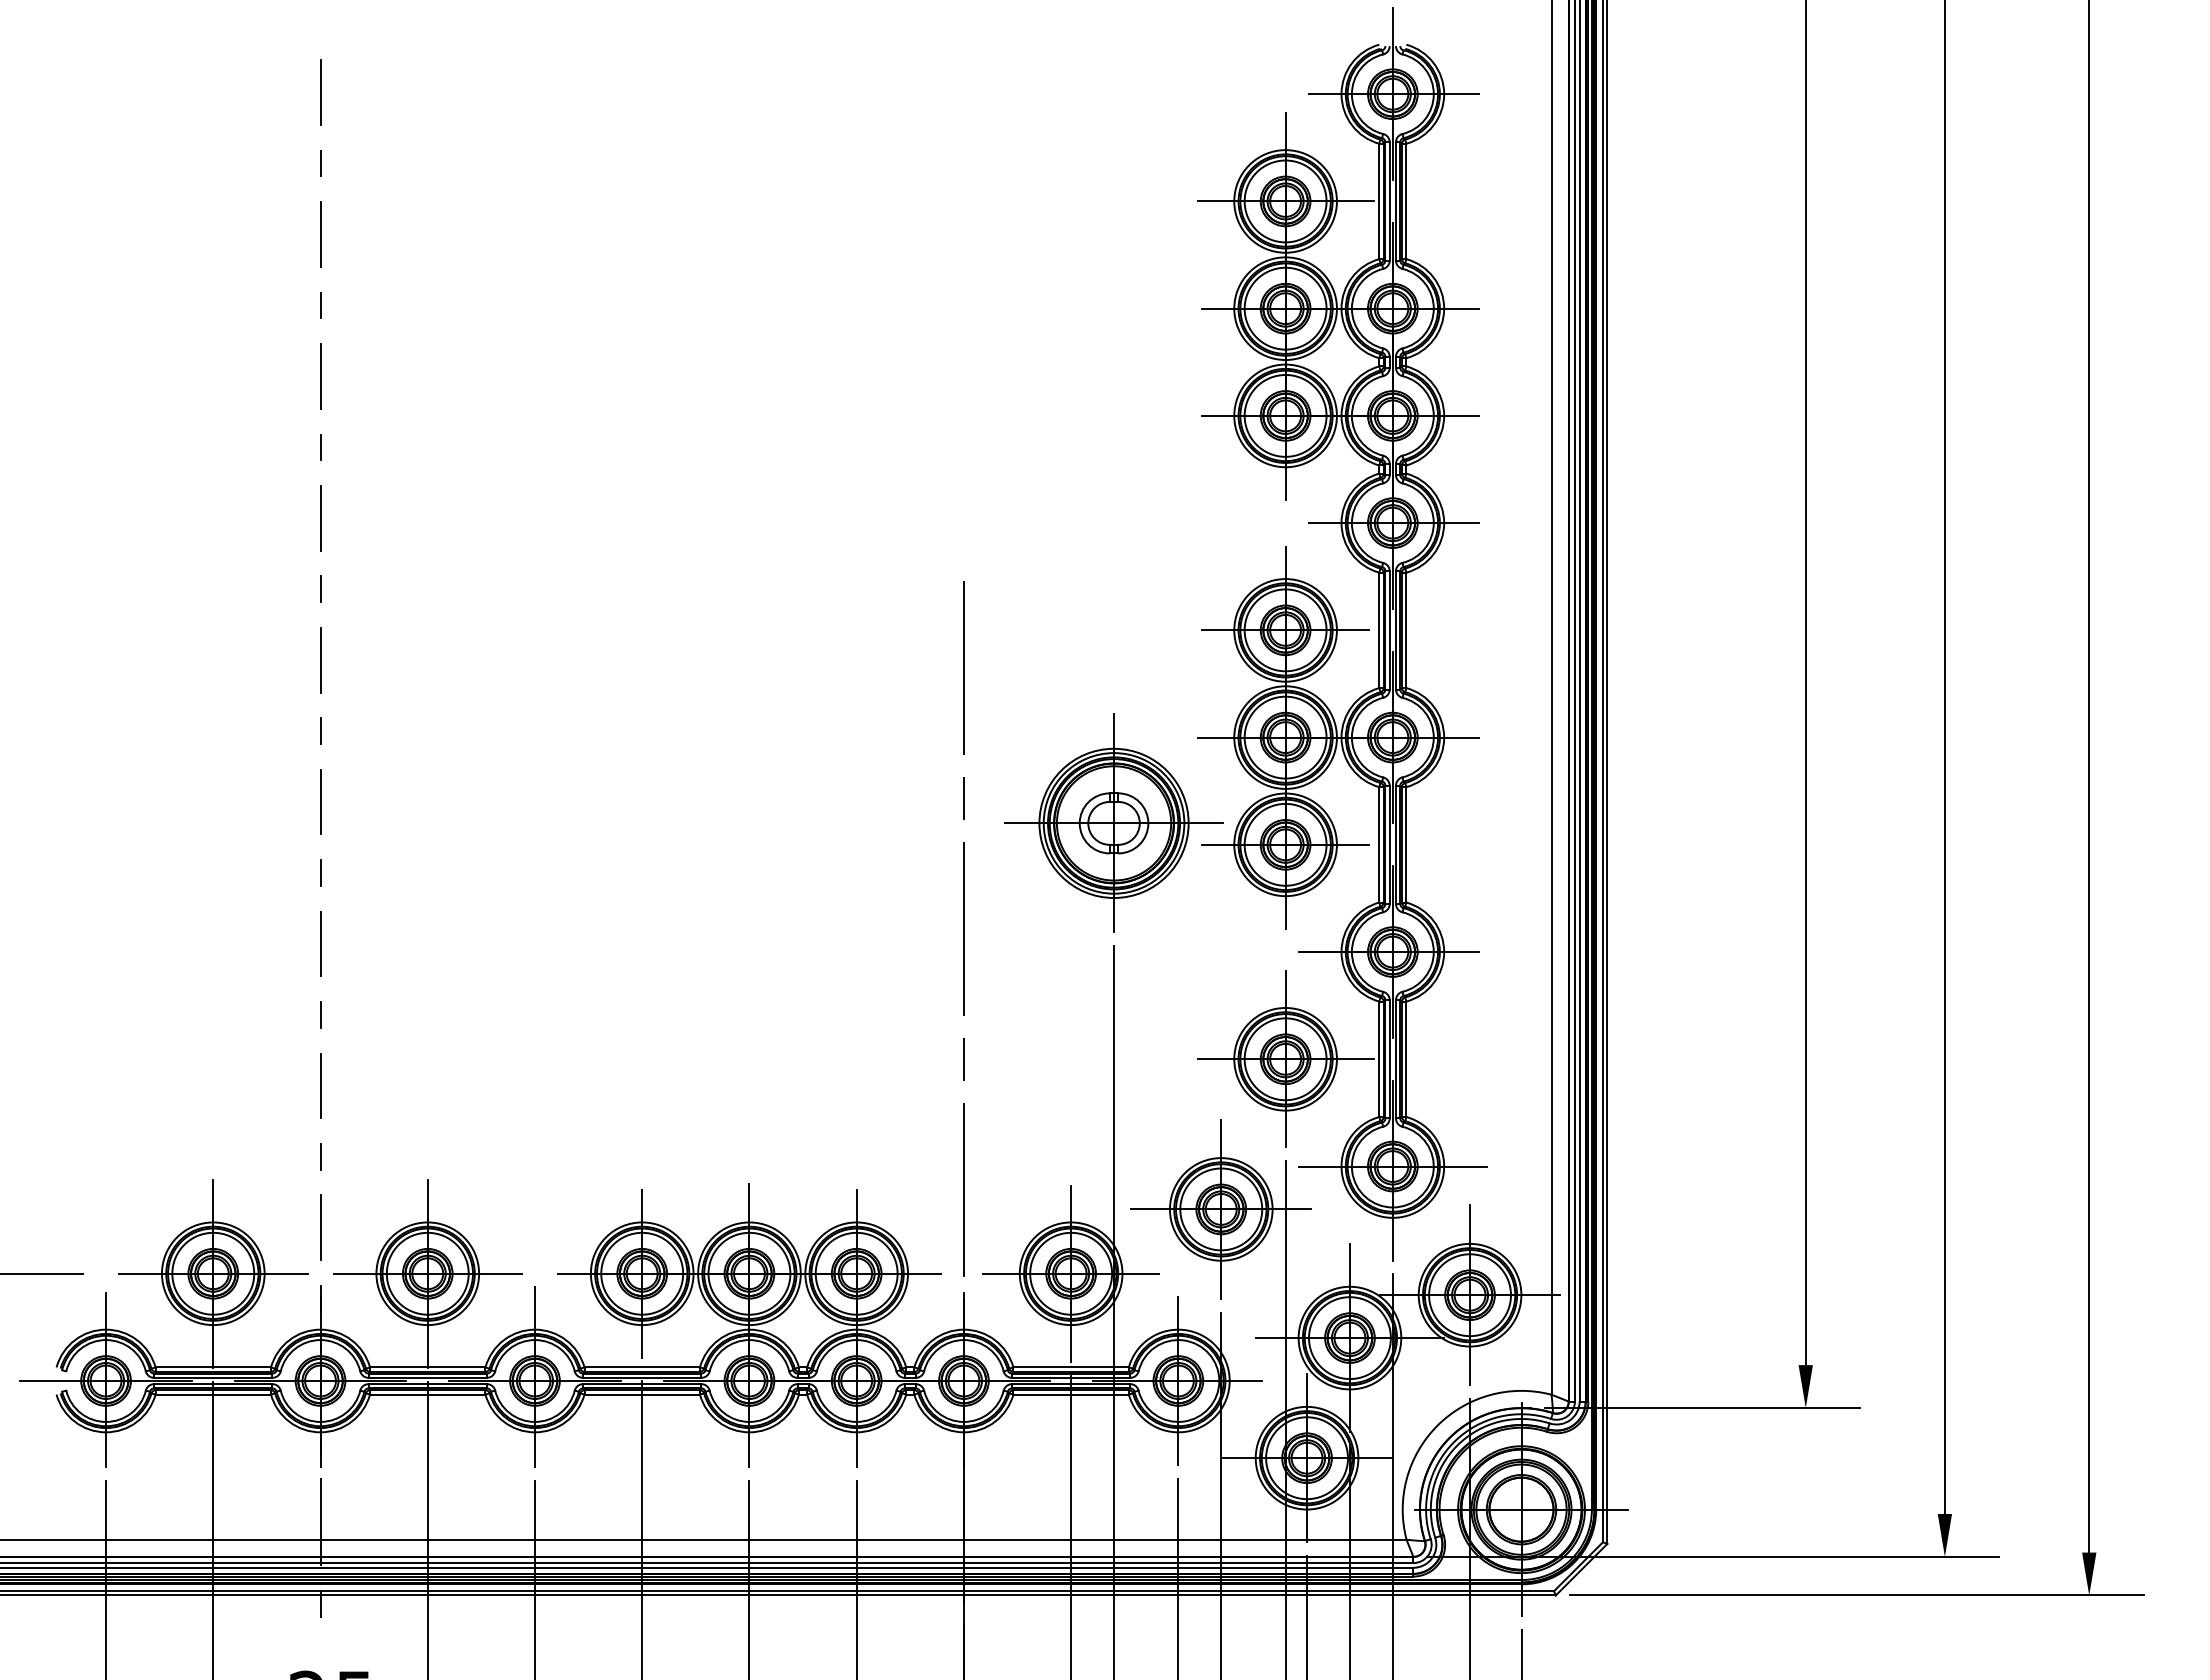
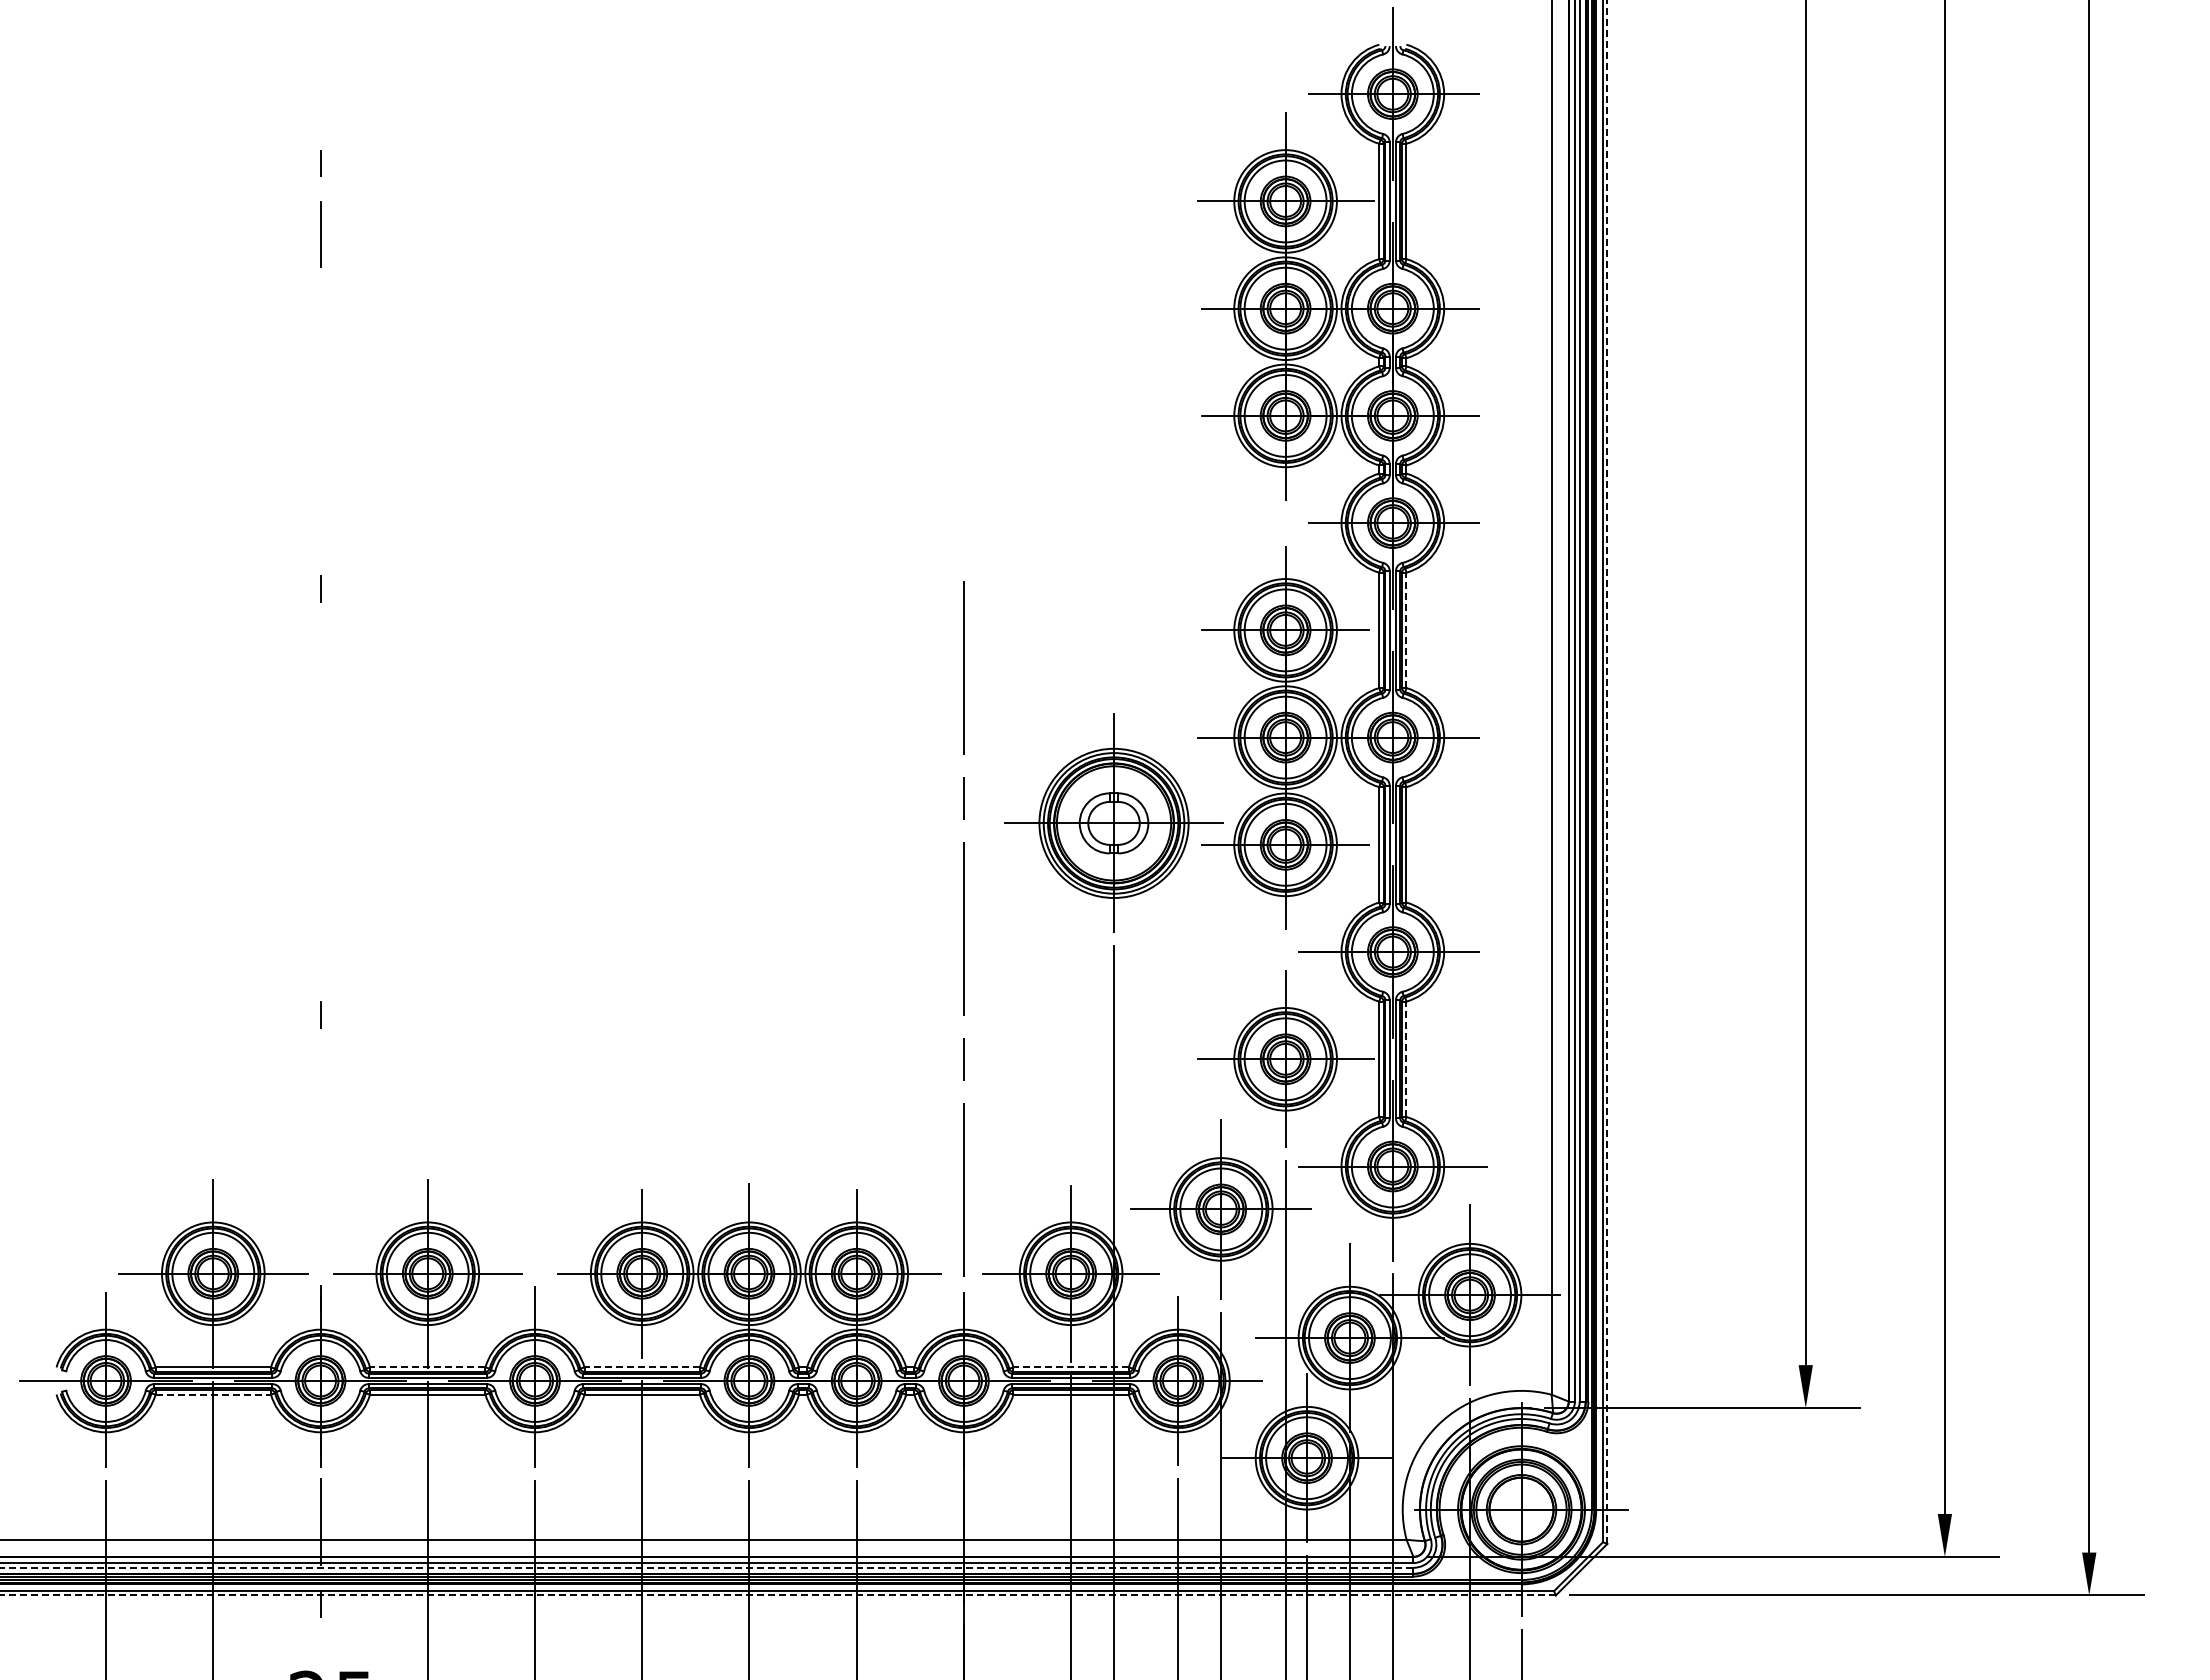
line: present -> none (320, 92)
line: present -> none (320, 305)
line: present -> none (320, 376)
line: present -> none (320, 447)
line: present -> none (320, 517)
line: solid -> dashed (1406, 630)
line: present -> none (320, 660)
line: present -> none (320, 731)
line: solid -> dashed (1607, 772)
line: present -> none (320, 801)
line: present -> none (320, 872)
line: present -> none (320, 943)
line: solid -> dashed (1406, 1059)
line: present -> none (320, 1085)
line: present -> none (320, 1156)
line: present -> none (320, 1227)
line: present -> none (42, 1273)
line: solid -> dashed (427, 1367)
line: solid -> dashed (642, 1367)
line: solid -> dashed (1071, 1367)
line: solid -> dashed (213, 1394)
line: solid -> dashed (706, 1567)
line: solid -> dashed (777, 1595)
